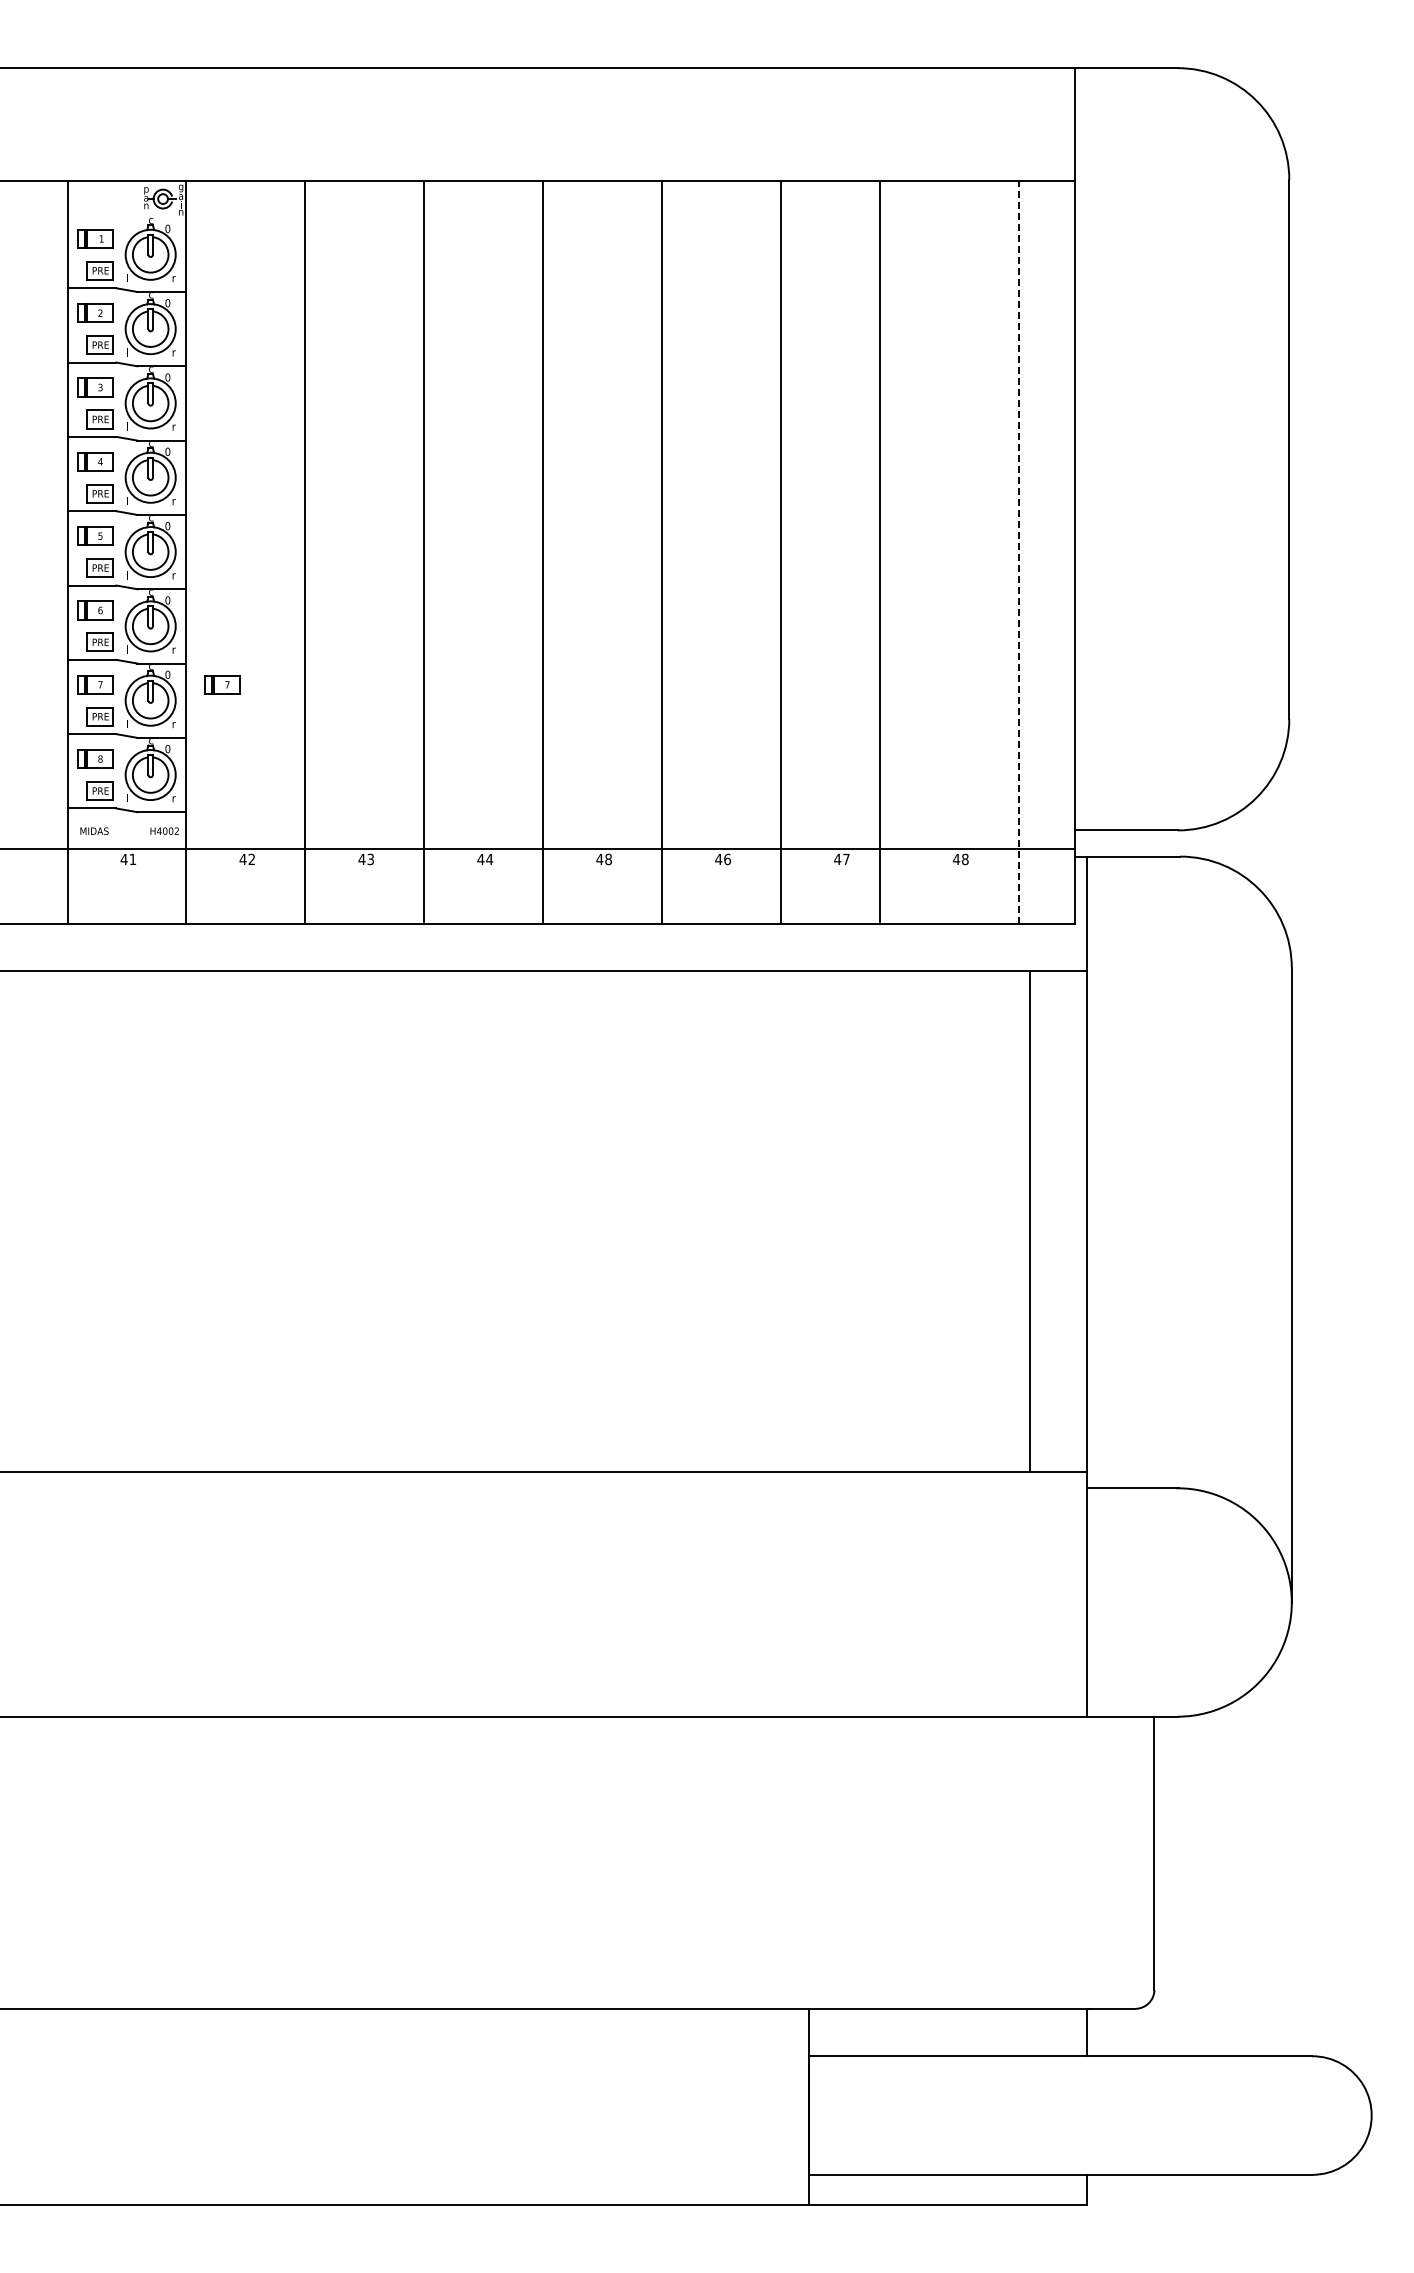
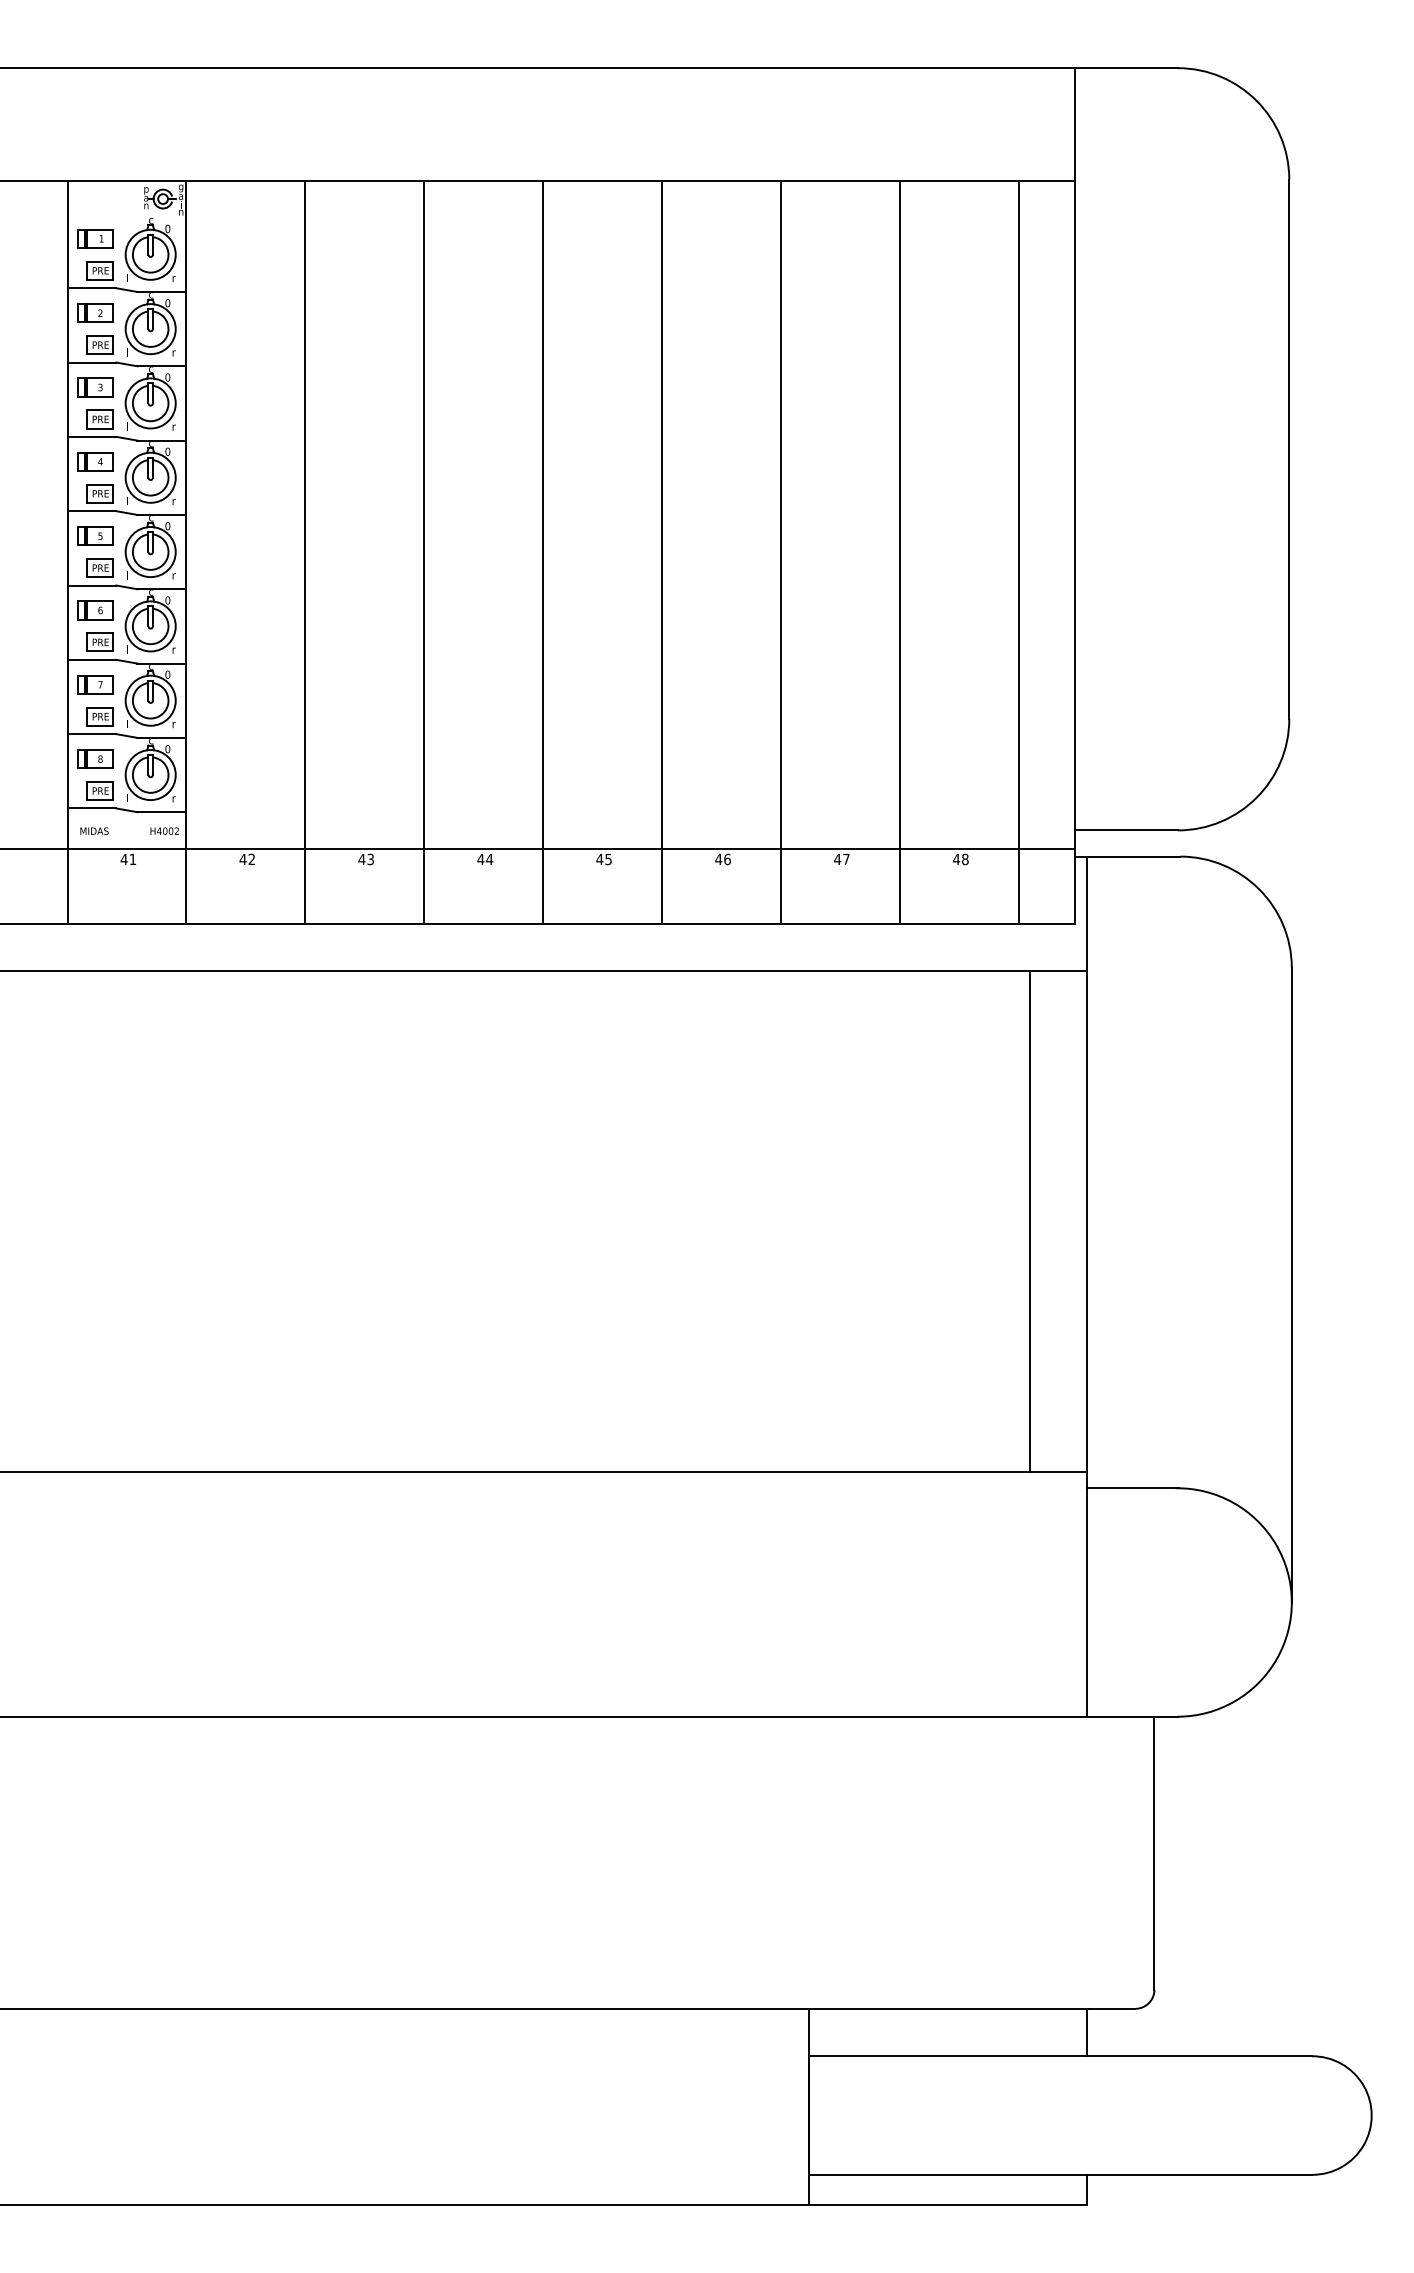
line position: (879, 551) -> (899, 551) (899, 551)
line: dashed -> solid (1018, 552)
part: present -> none (222, 684)
text: 48 -> 45 (608, 859)
